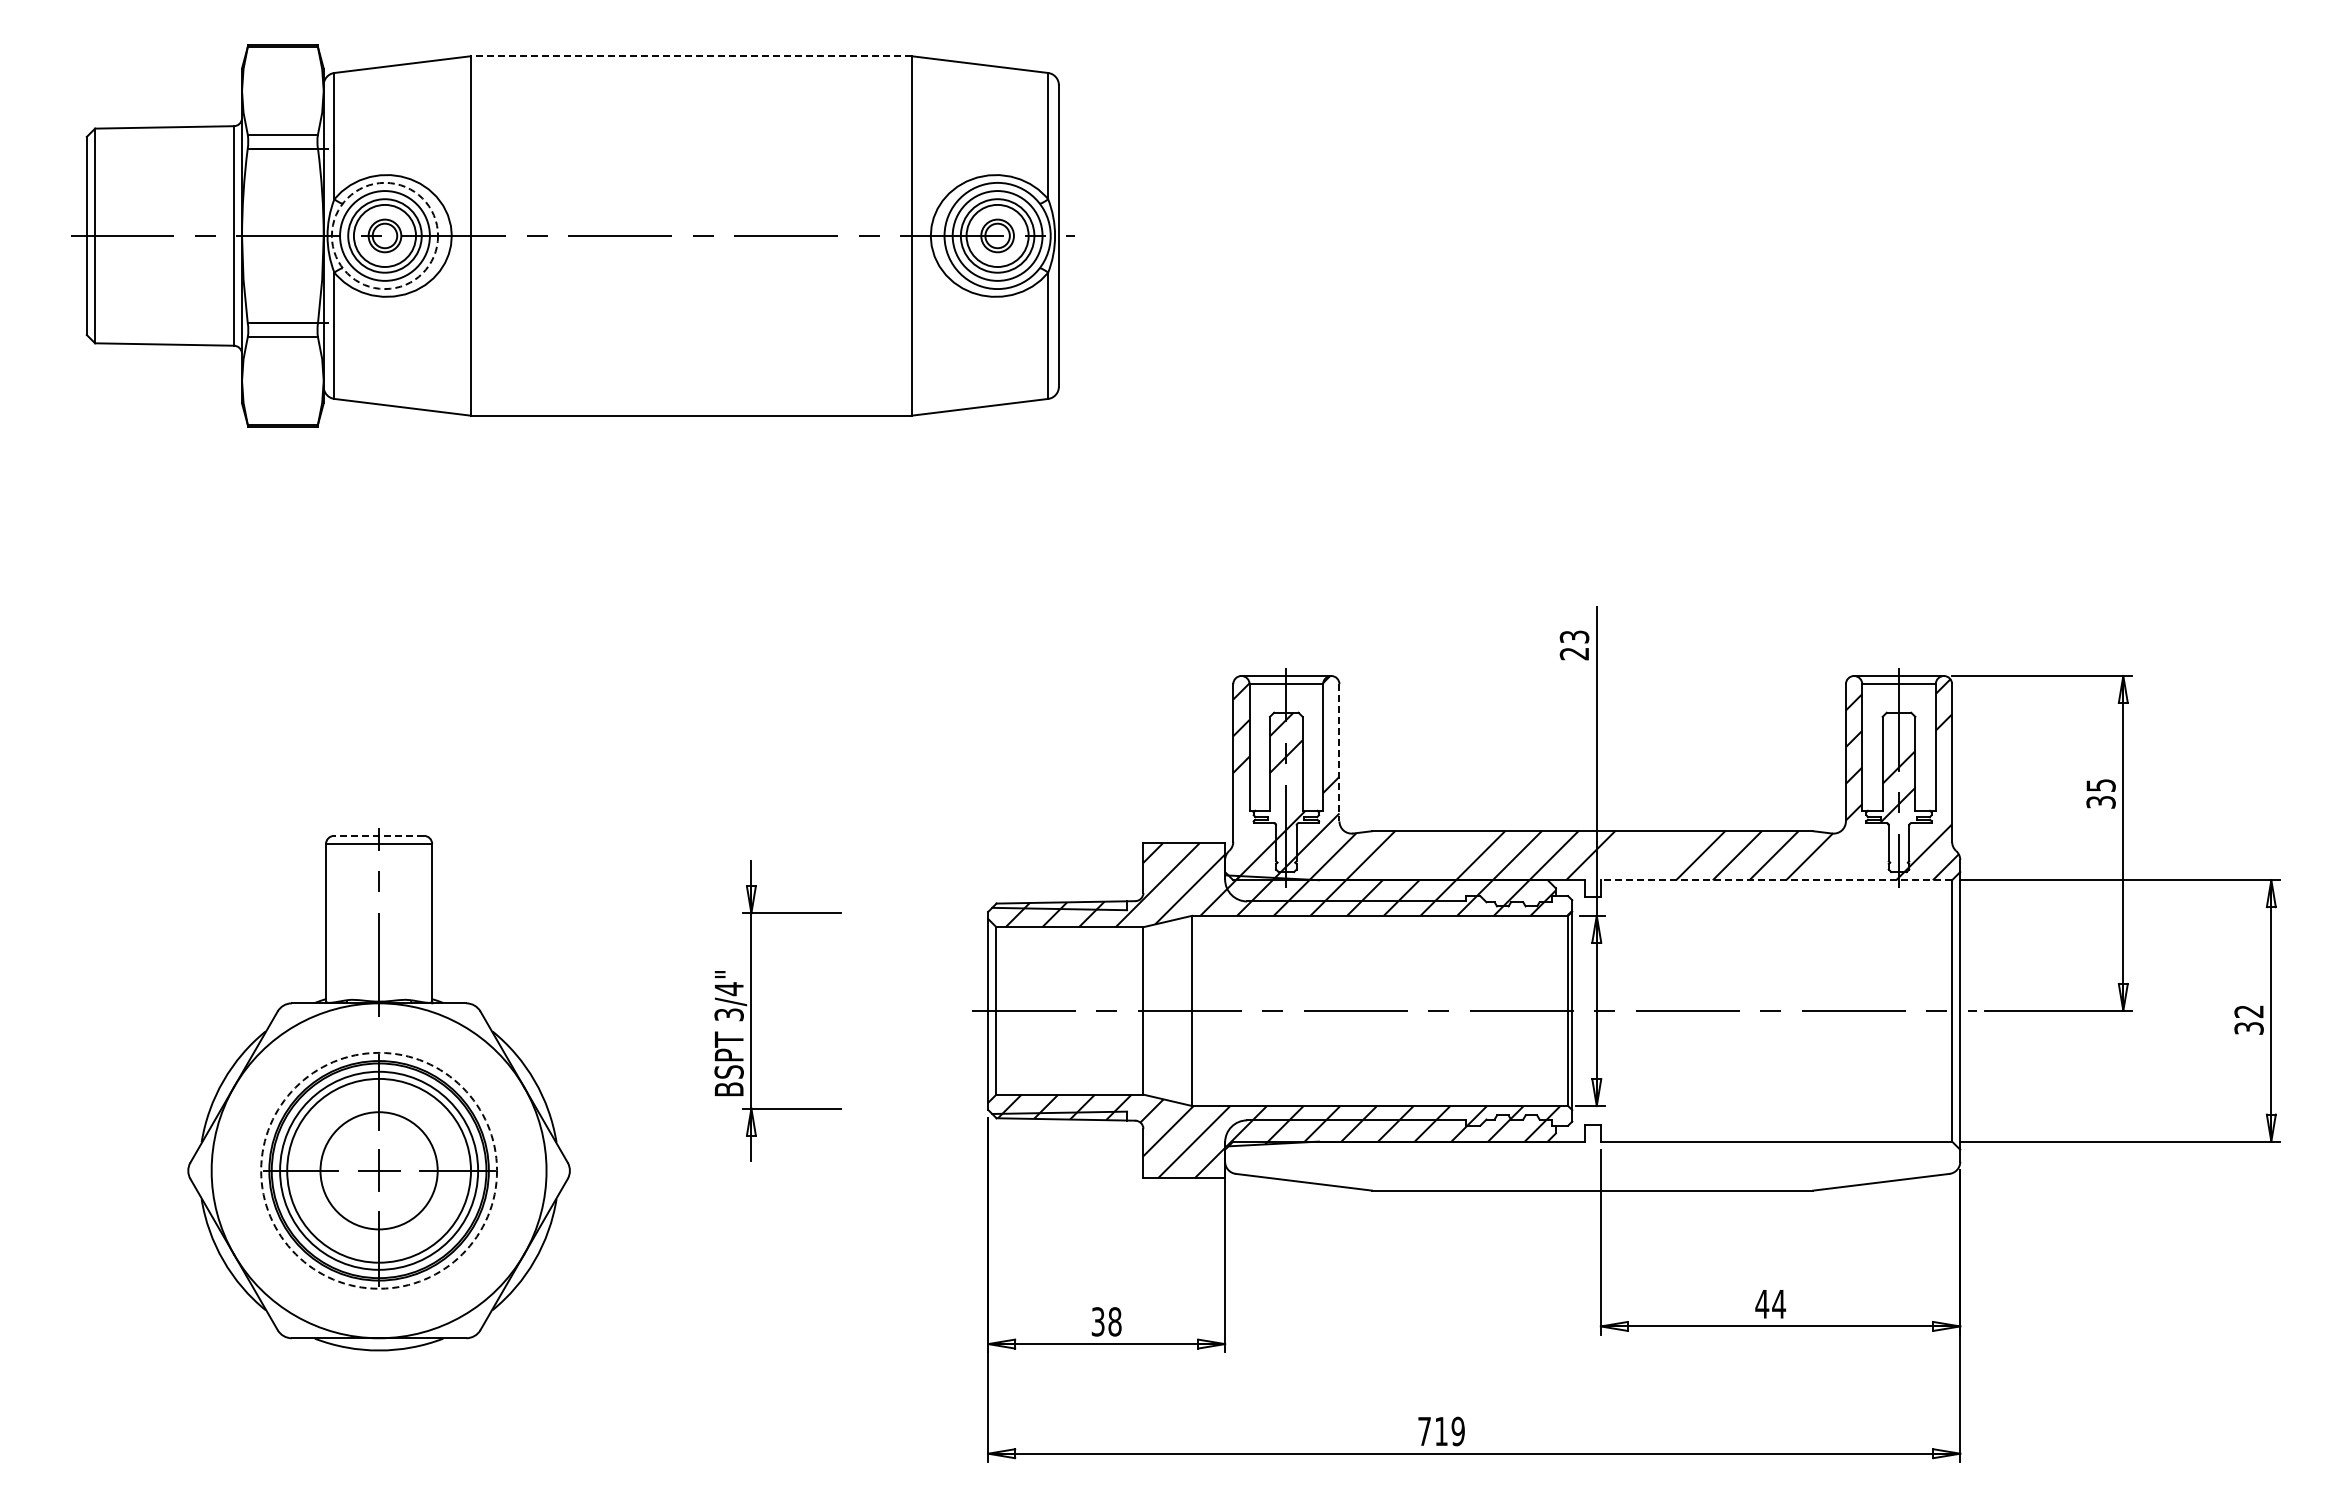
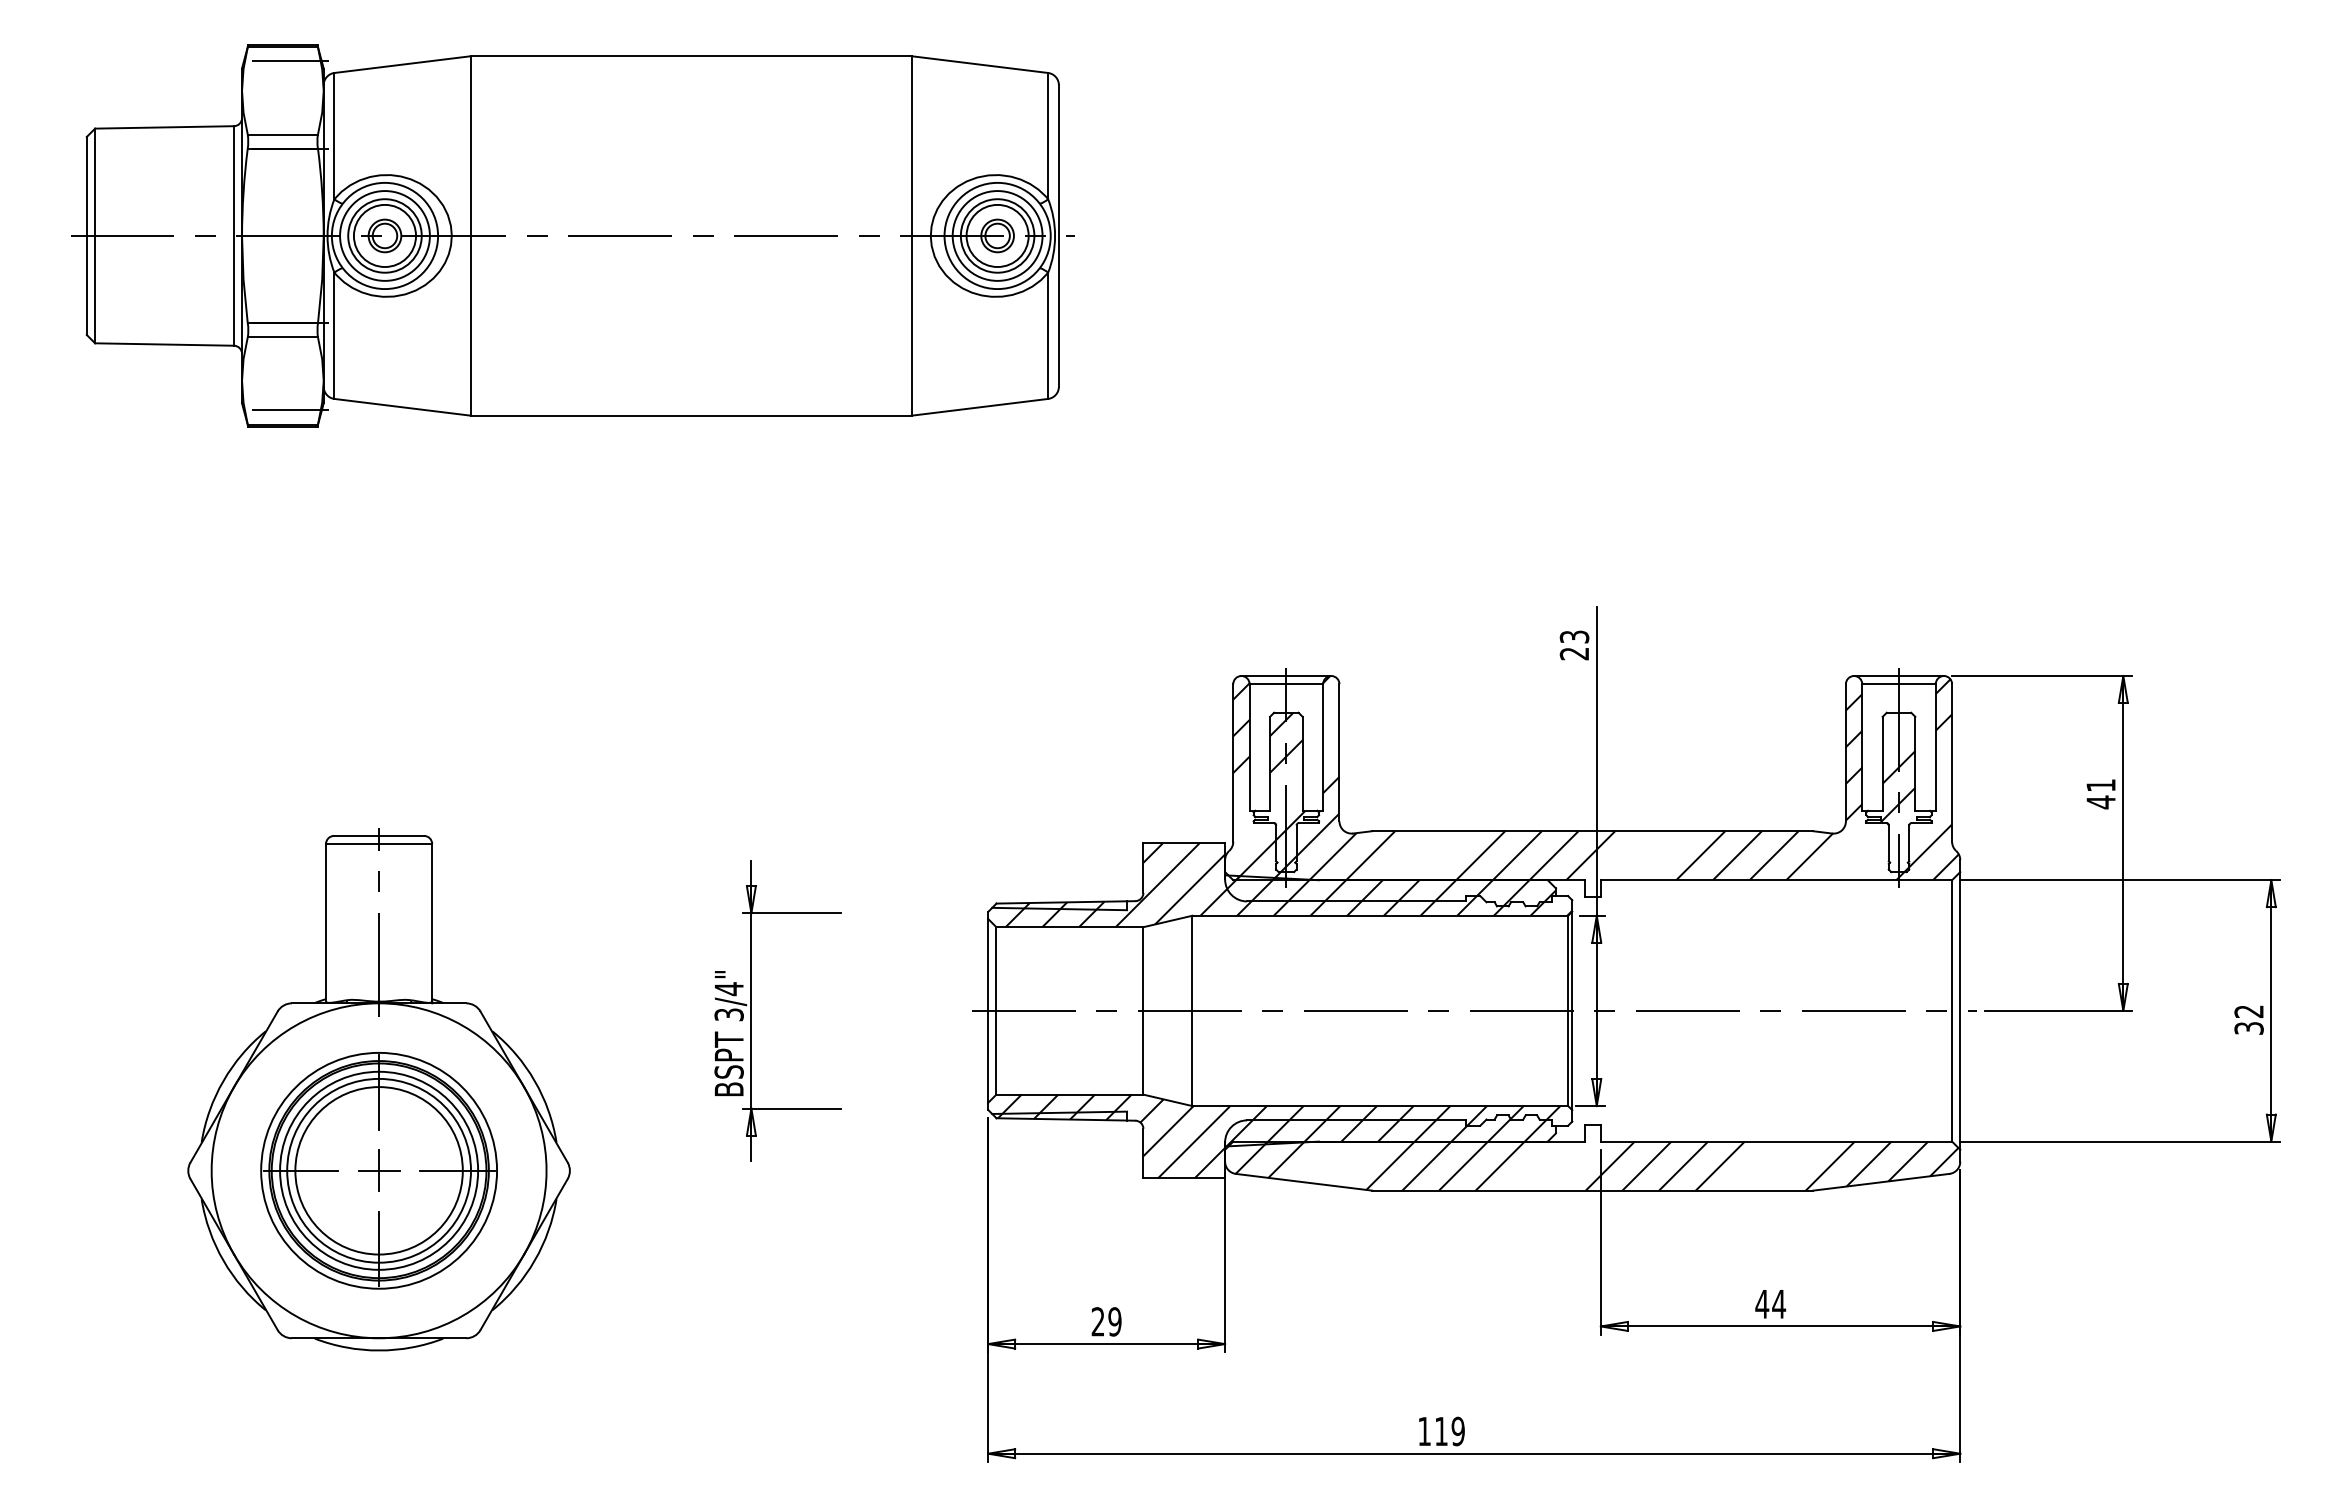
line: dashed -> solid (691, 56)
line: none -> present (289, 61)
circle: dashed -> solid (384, 235)
line: none -> present (289, 410)
line: dashed -> solid (1339, 752)
text: 35 -> 41 (2100, 794)
line: dashed -> solid (379, 835)
line: dashed -> solid (1776, 880)
hatch: none -> present (1596, 1165)
circle diameter: 117 px -> 167 px (378, 1170)
circle: dashed -> solid (379, 1170)
text: 38 -> 29 (1106, 1321)
text: 719 -> 119 (1424, 1431)
